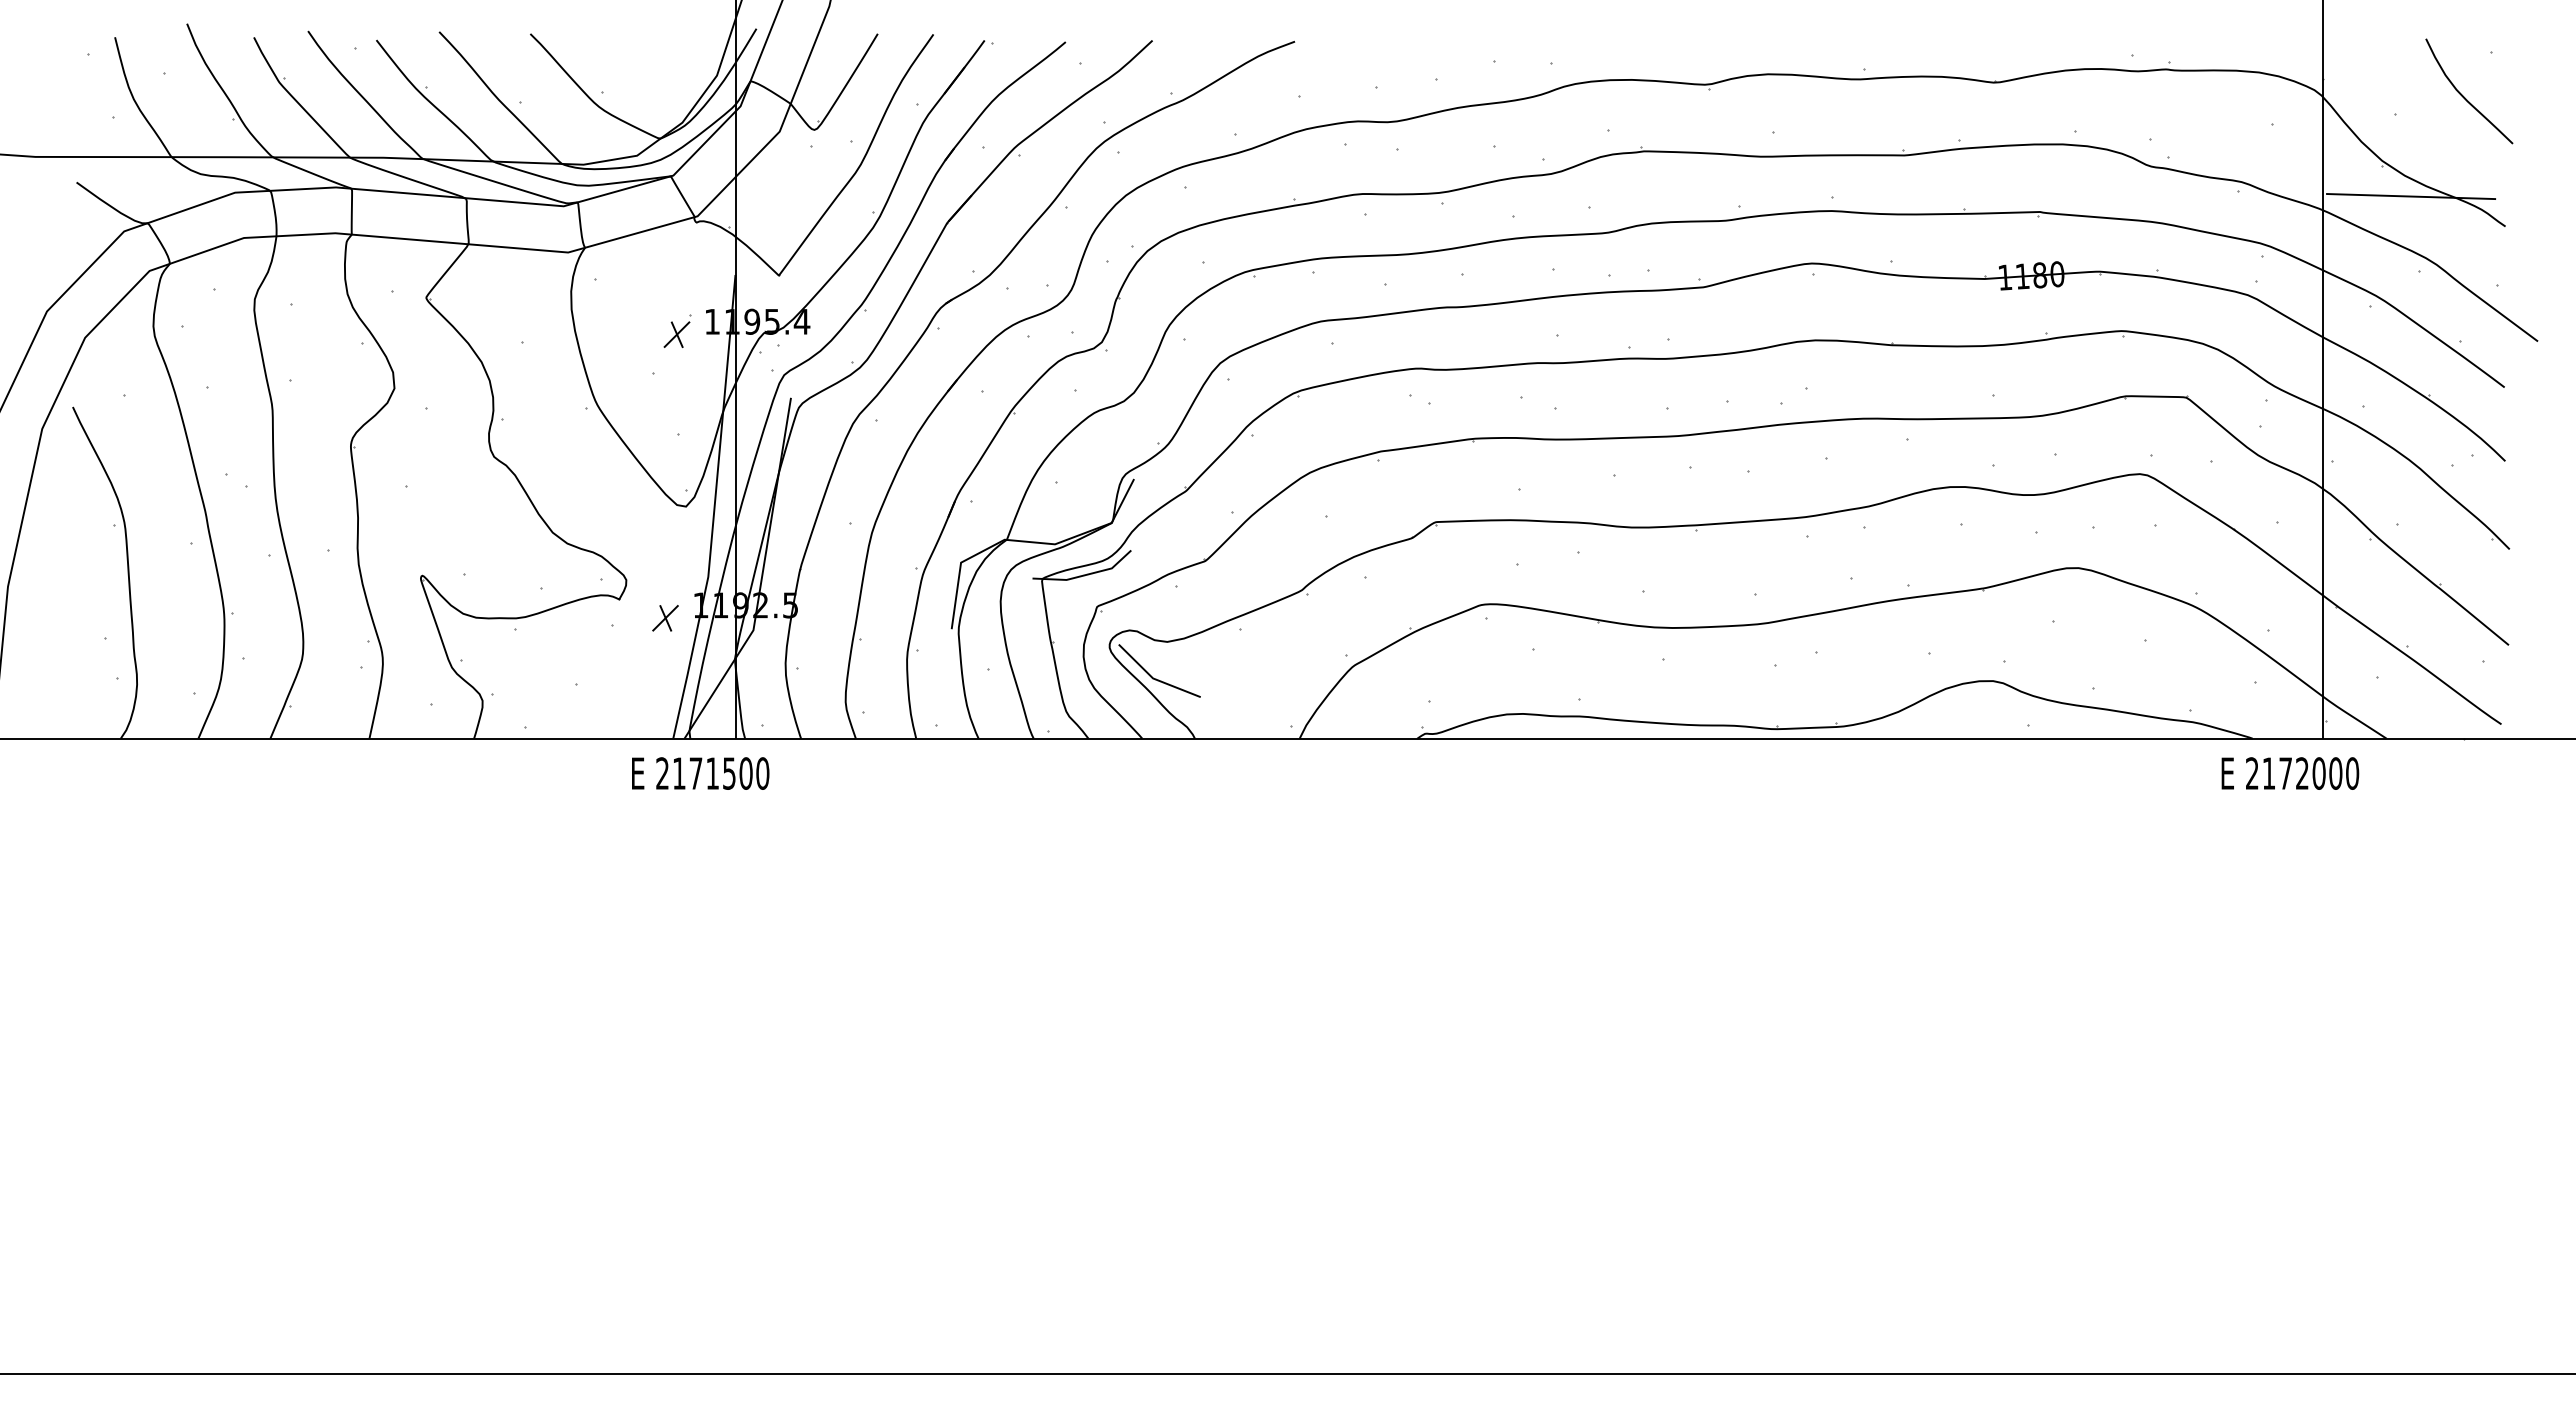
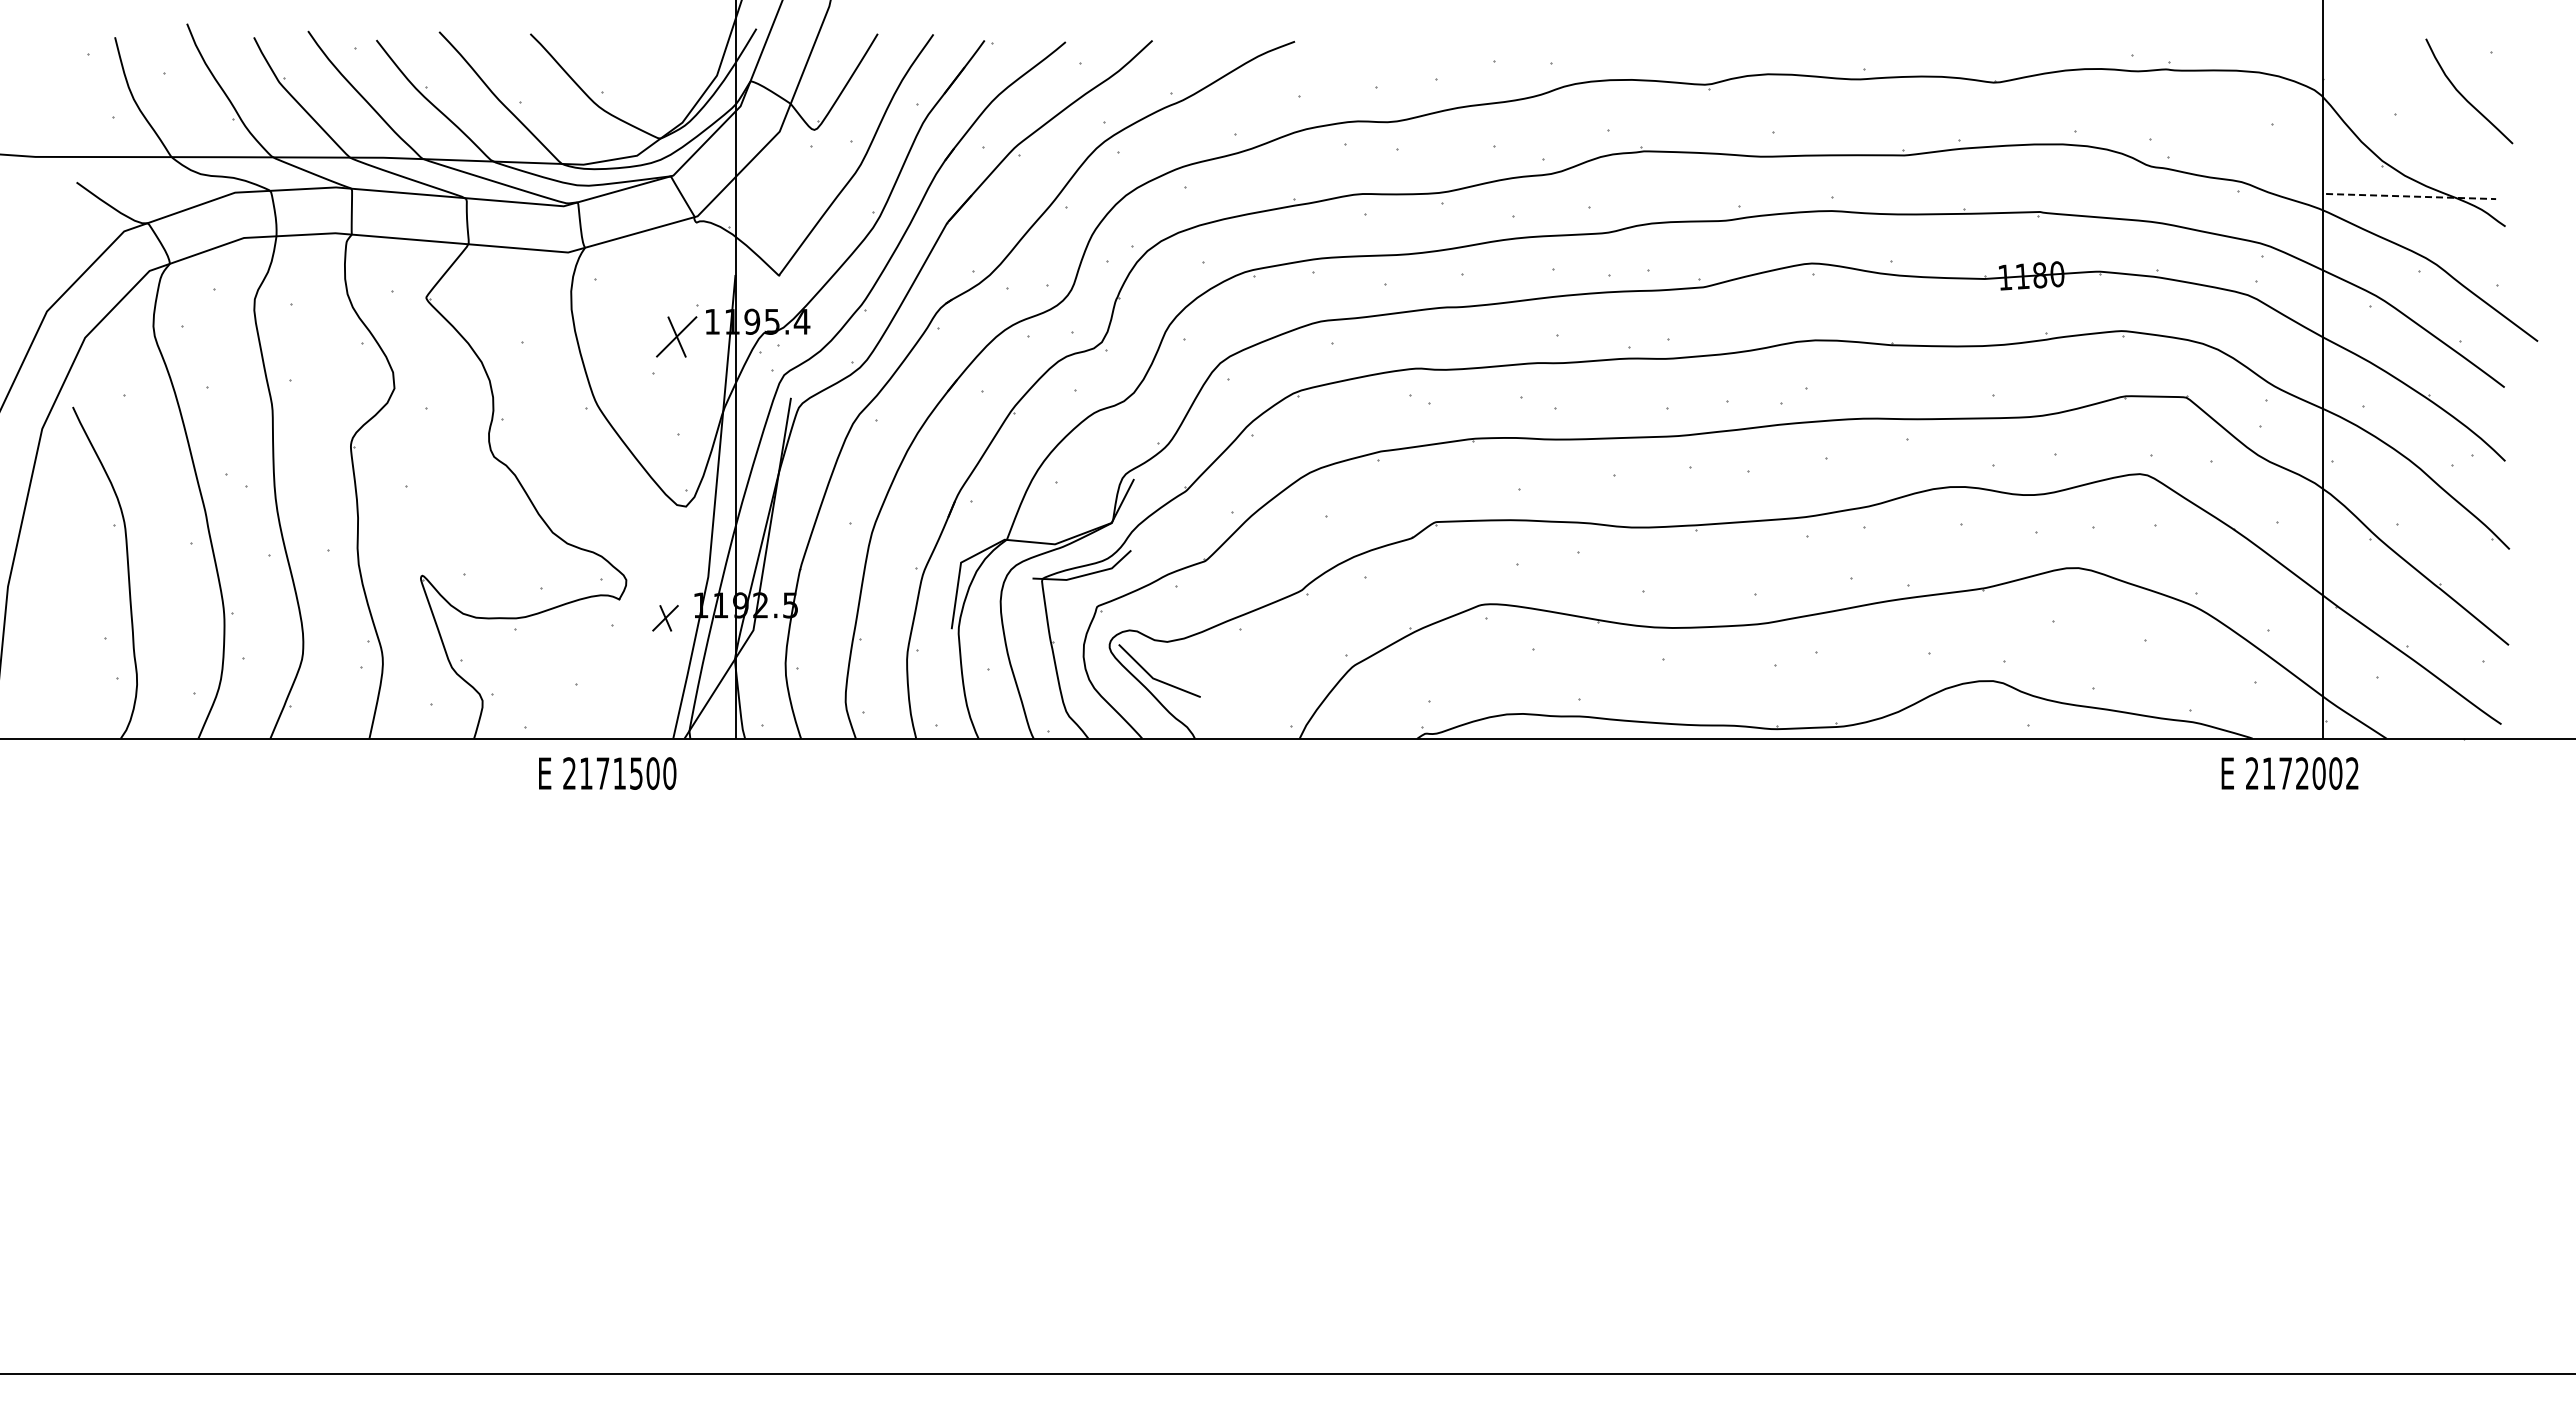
line: solid -> dashed (2411, 196)
part size: 29x34 px -> 43x54 px (677, 330)
text position: (700, 773) -> (607, 773) (607, 773)
text: 2172000 -> 2172002 (2352, 773)
